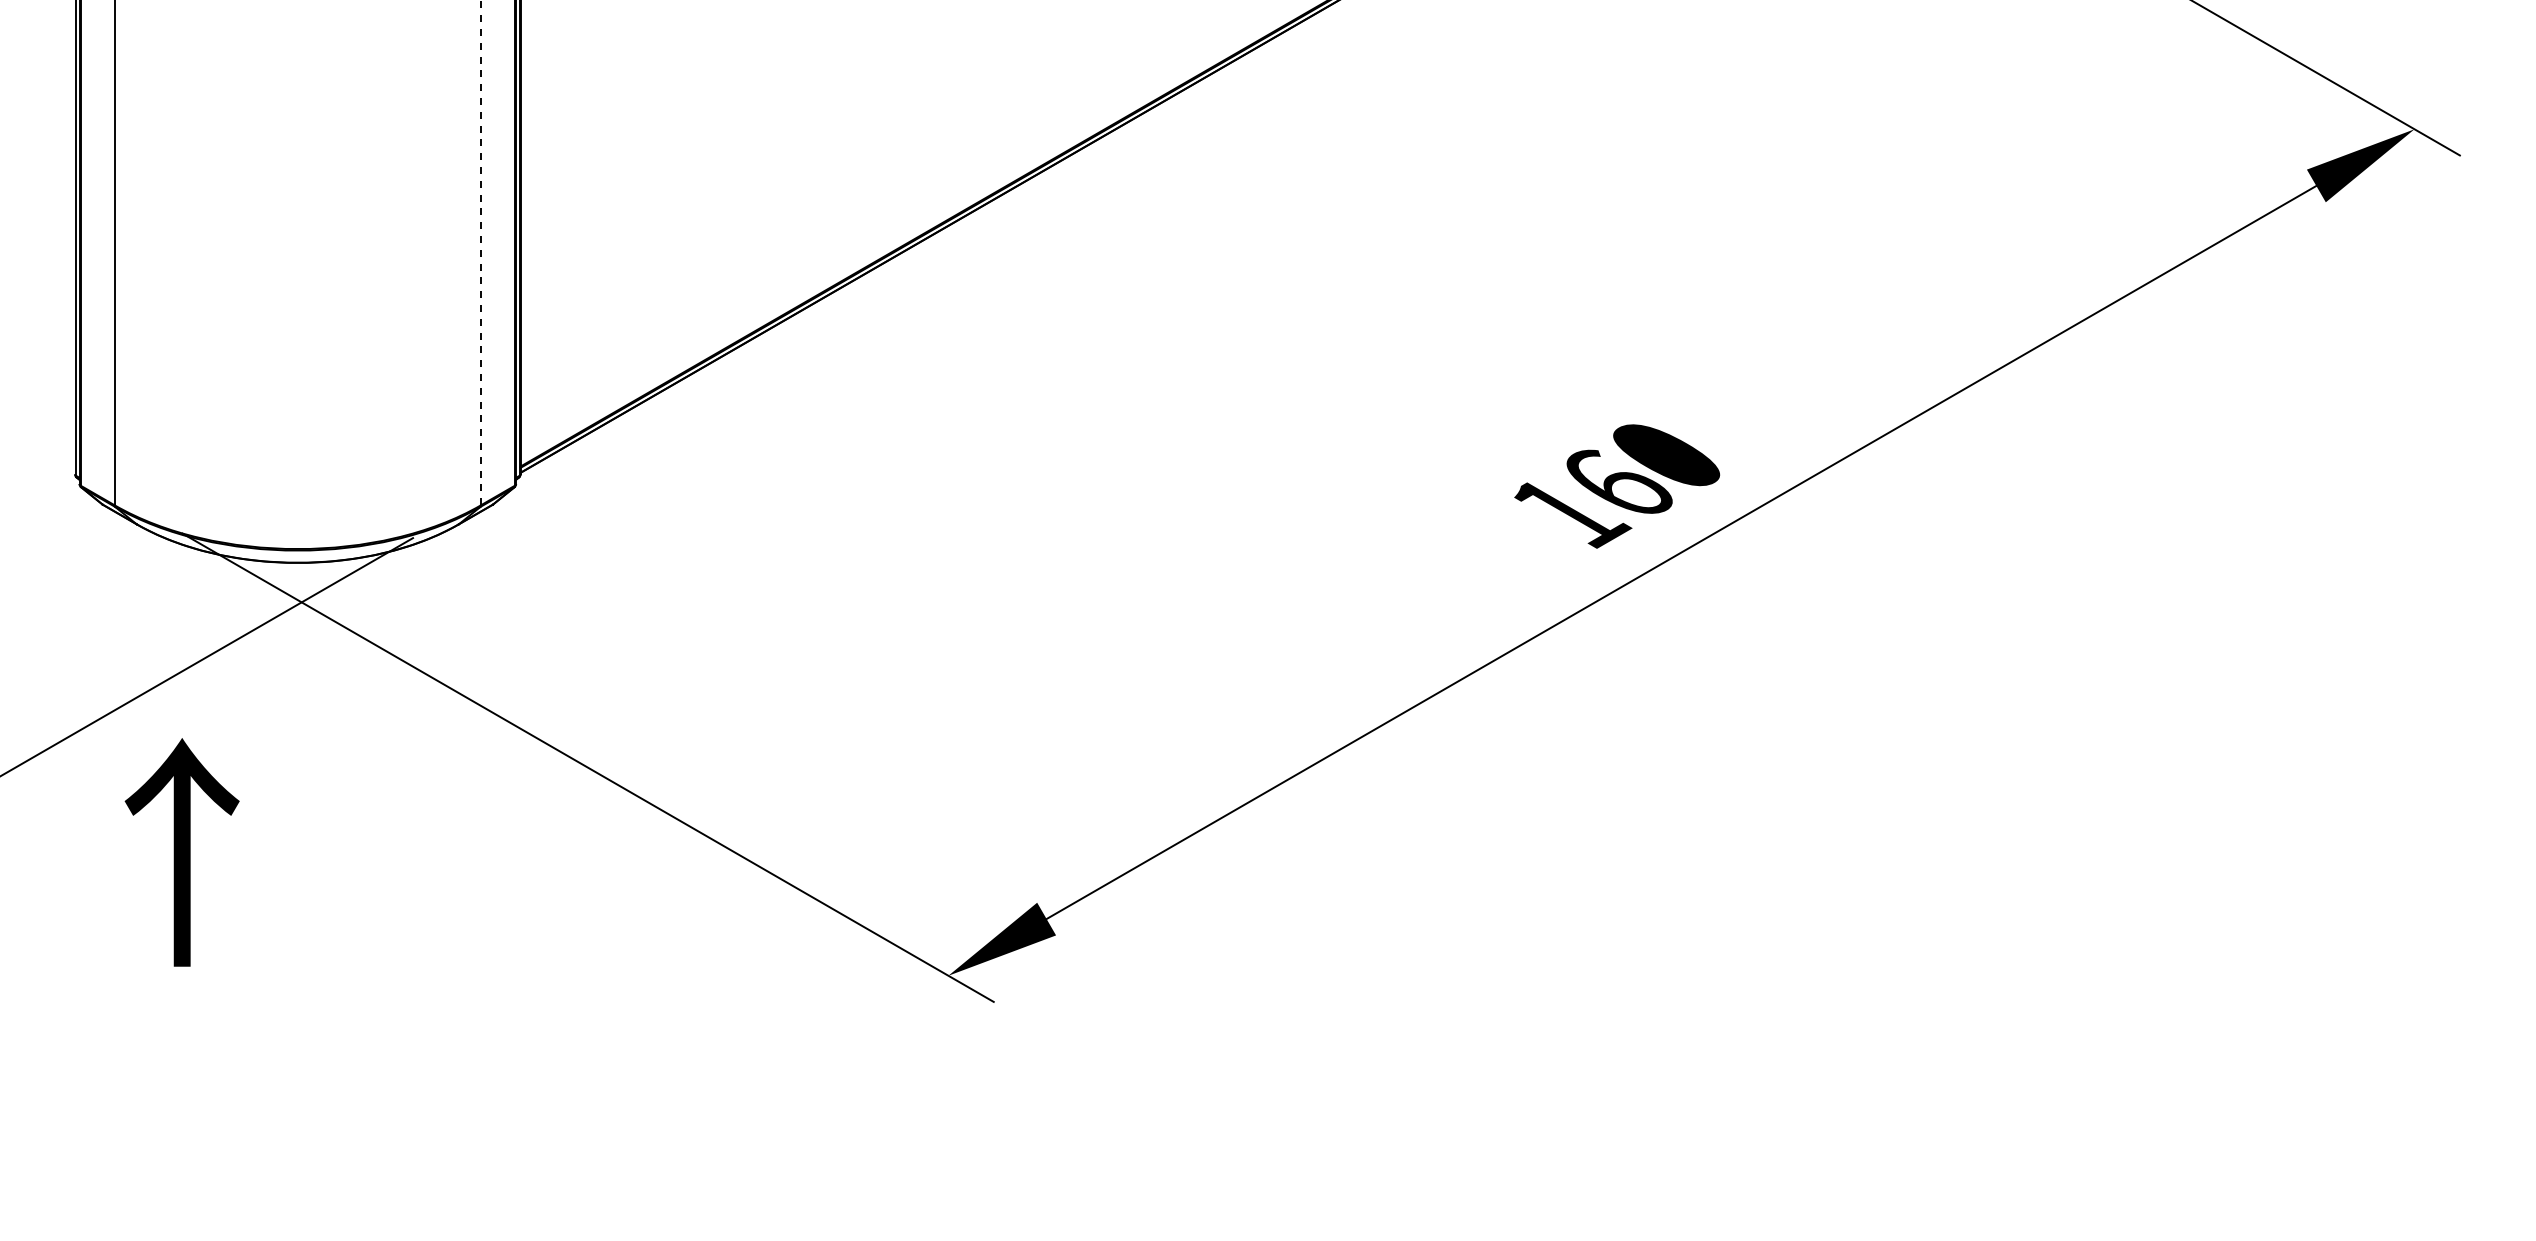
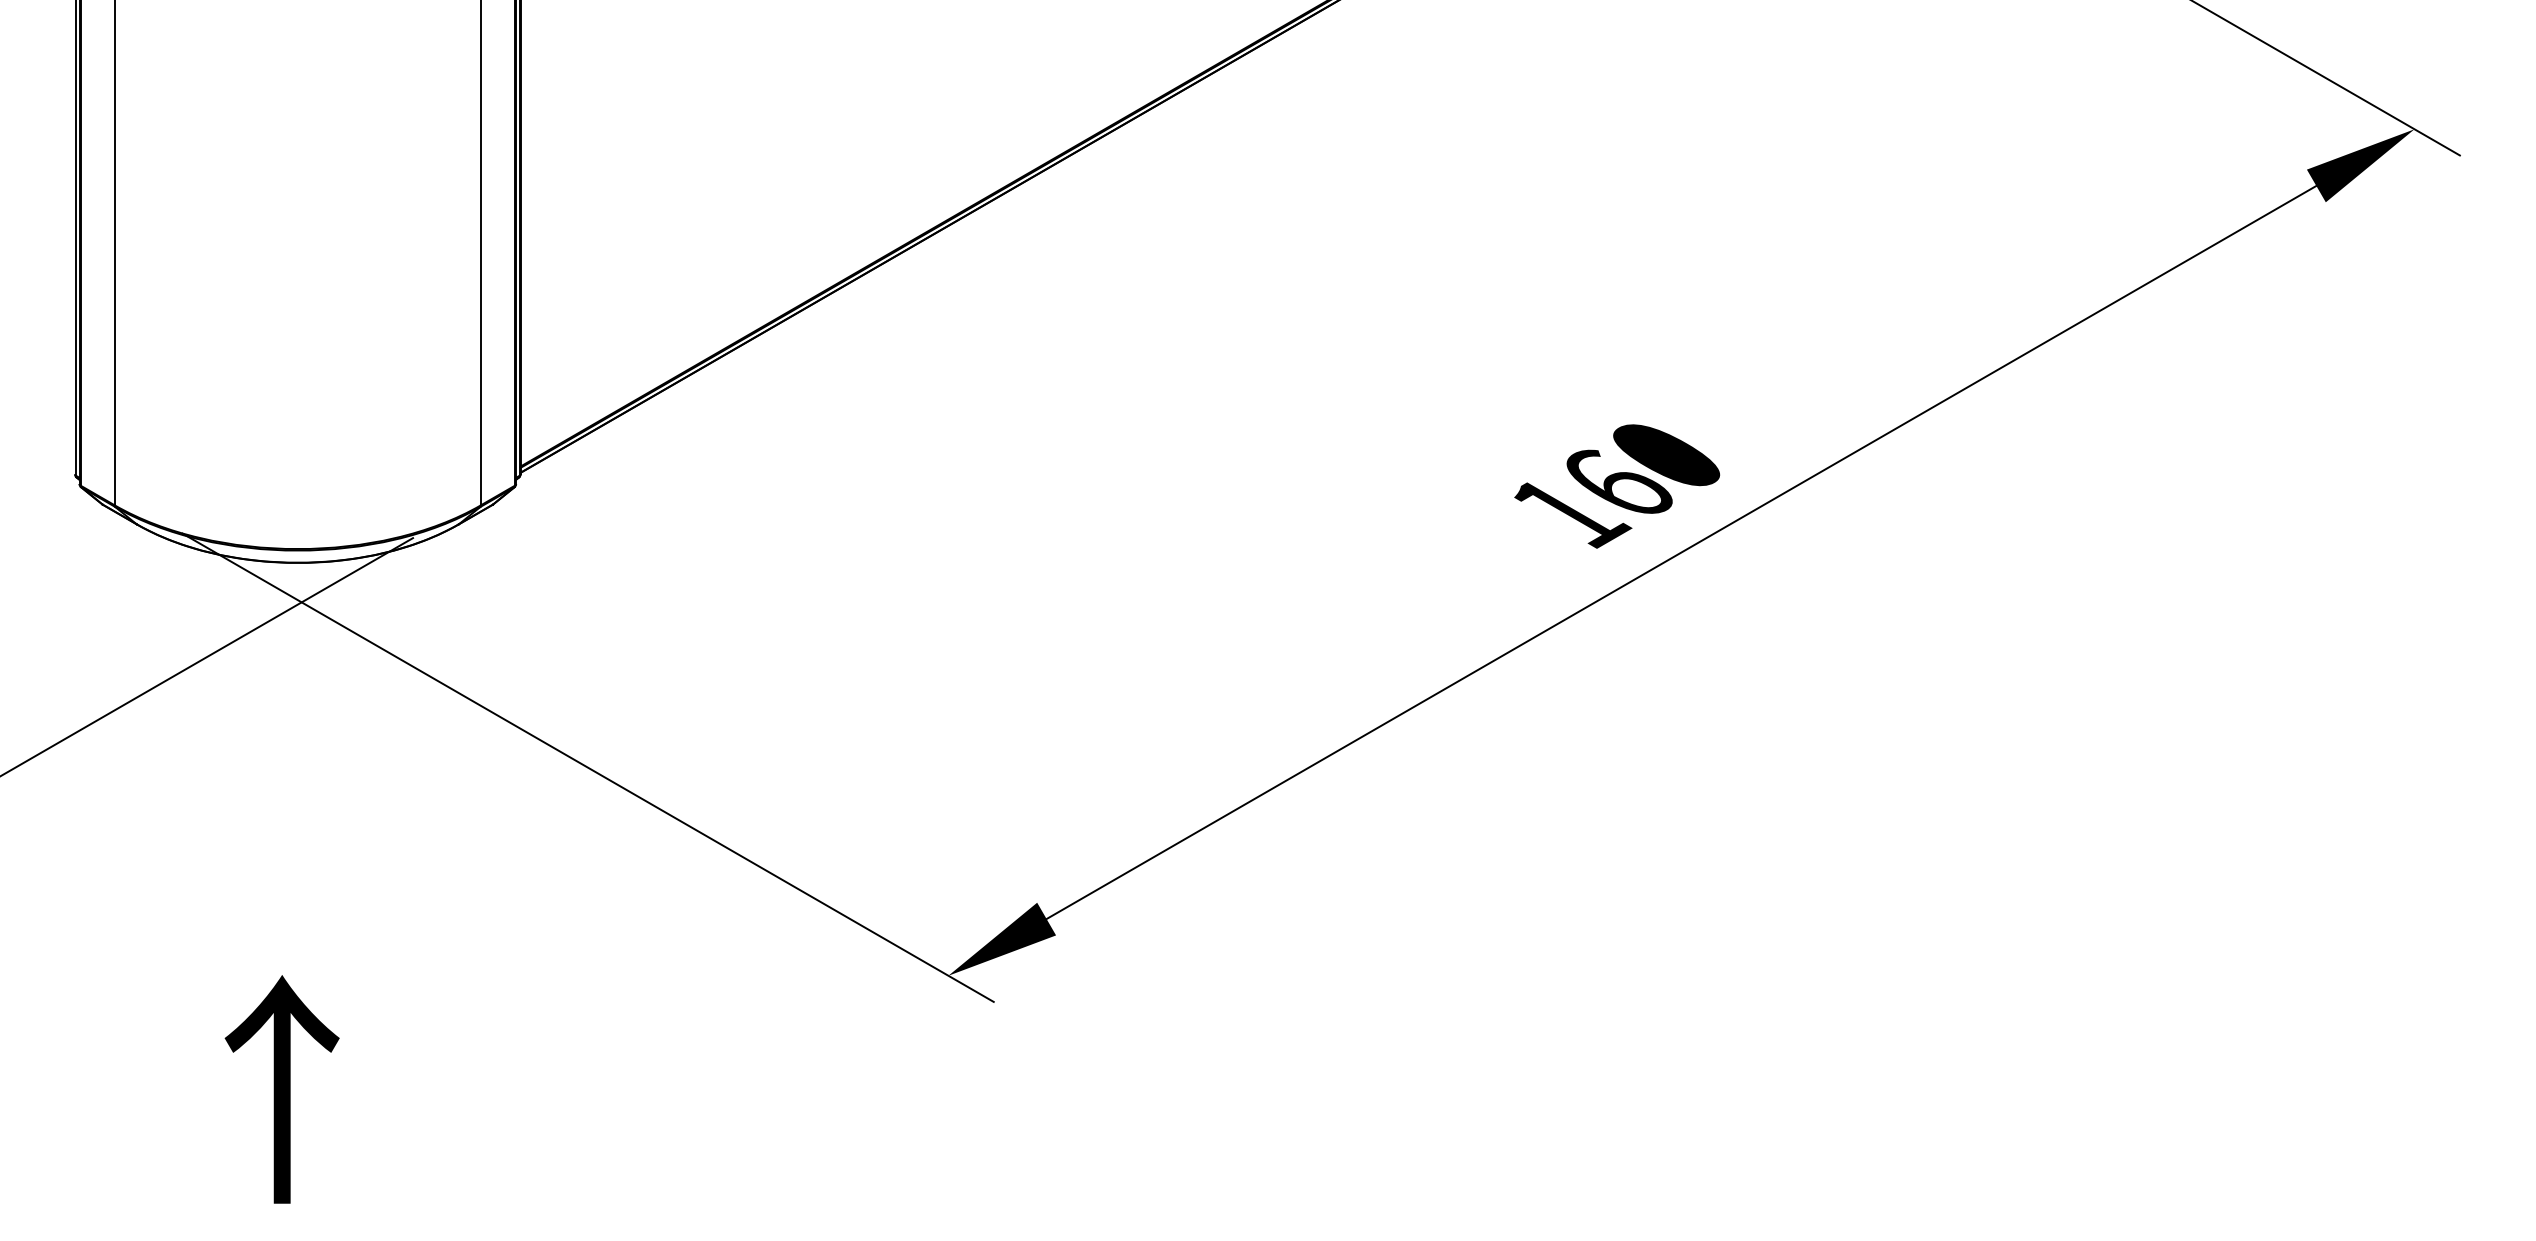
line: dashed -> solid (481, 252)
text position: (181, 852) -> (281, 1089) (281, 1089)
